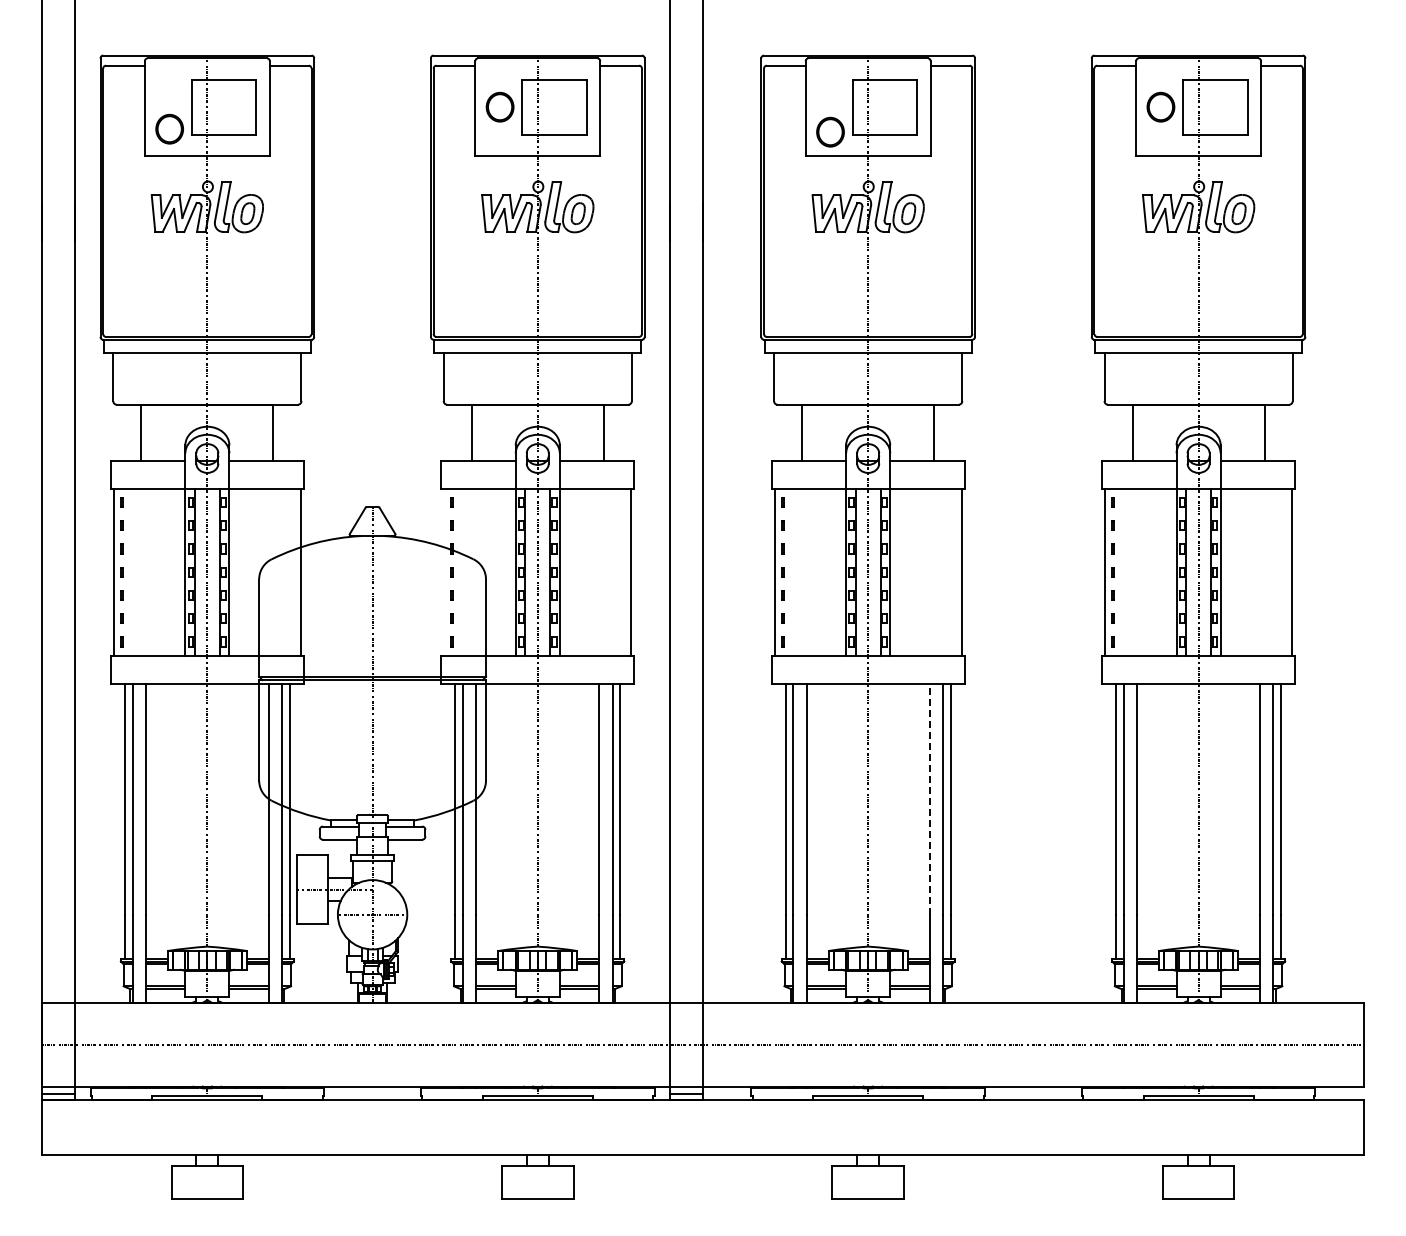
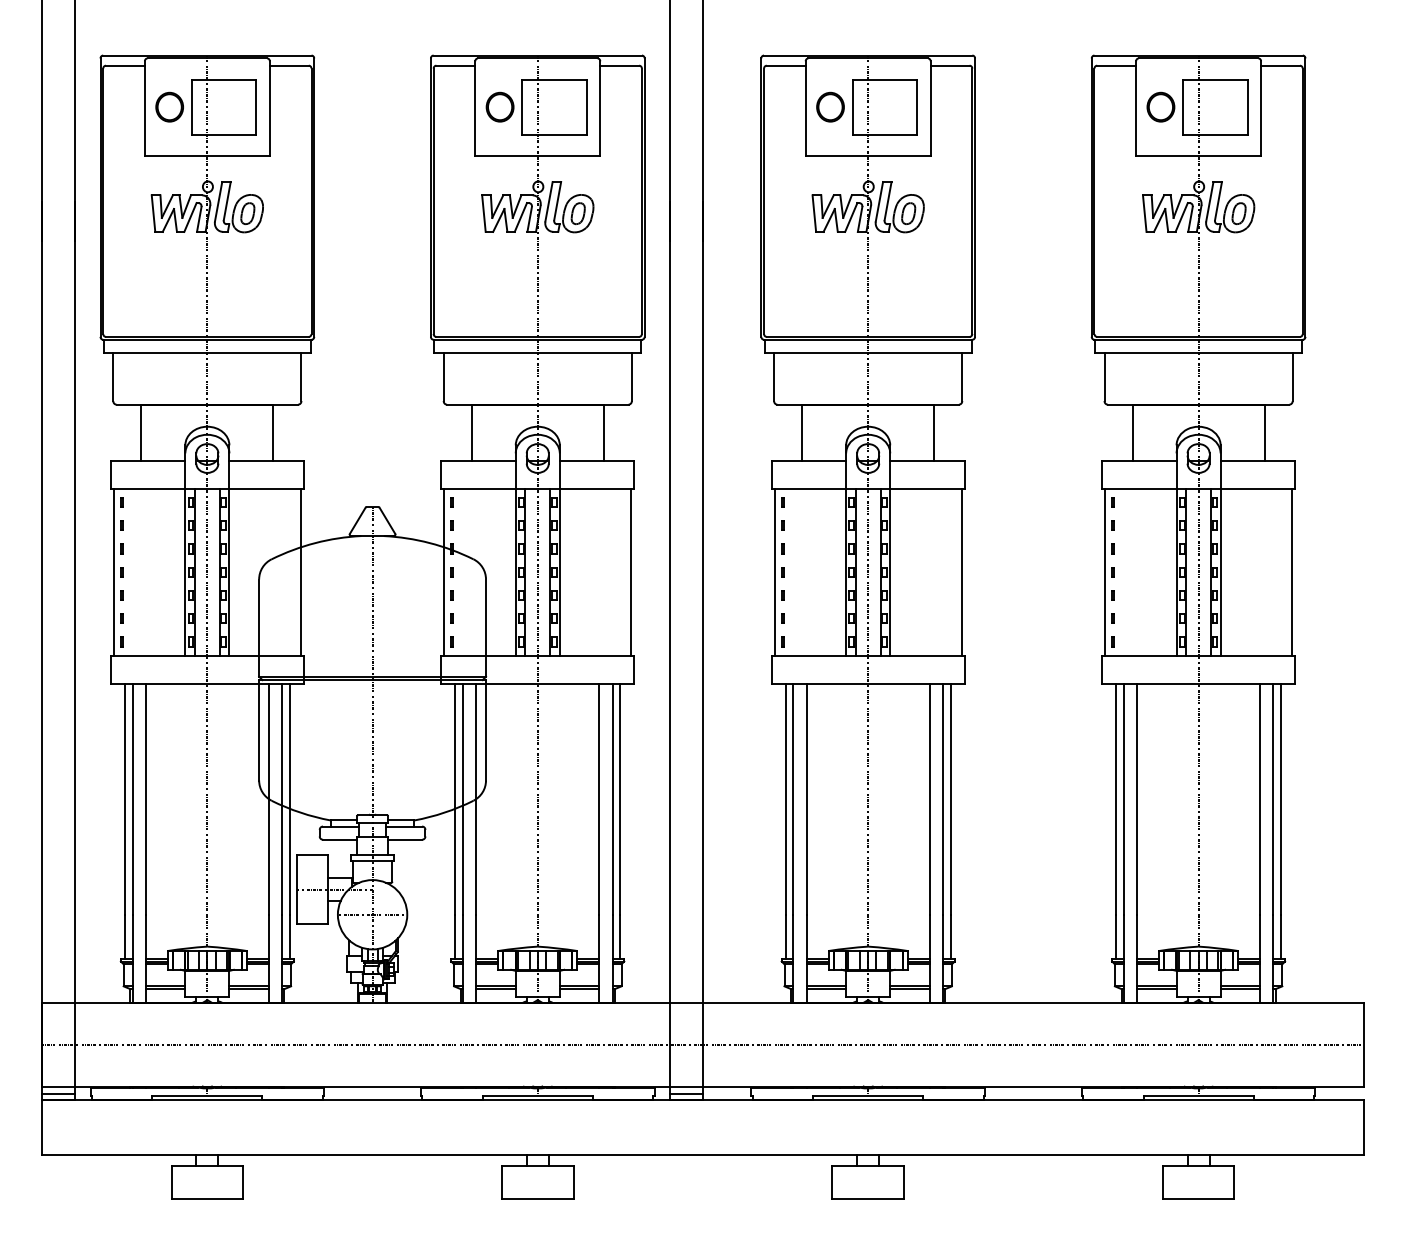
part position: (169, 128) -> (169, 106) (169, 106)
part position: (830, 131) -> (830, 106) (830, 106)
line: none -> present (444, 572)
line: dashed -> solid (929, 798)
